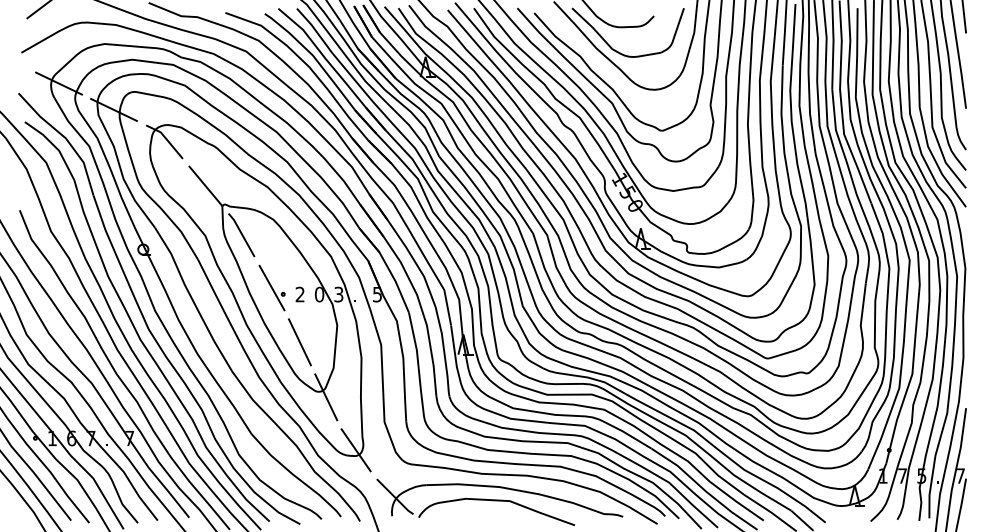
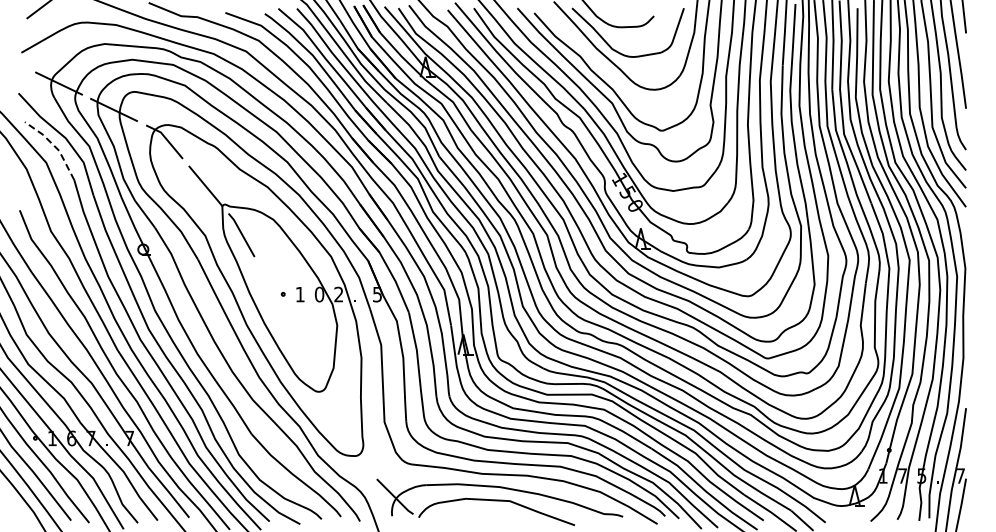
line: solid -> dashed (54, 146)
line: present -> none (271, 287)
text: 2 -> 1 (299, 294)
text: 3 -> 2 (338, 294)
line: present -> none (299, 342)
line: present -> none (326, 397)
line: present -> none (355, 450)
